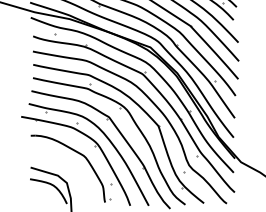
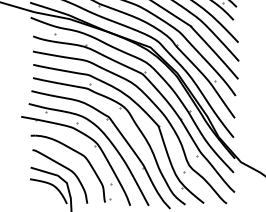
curve: none -> present (66, 169)
